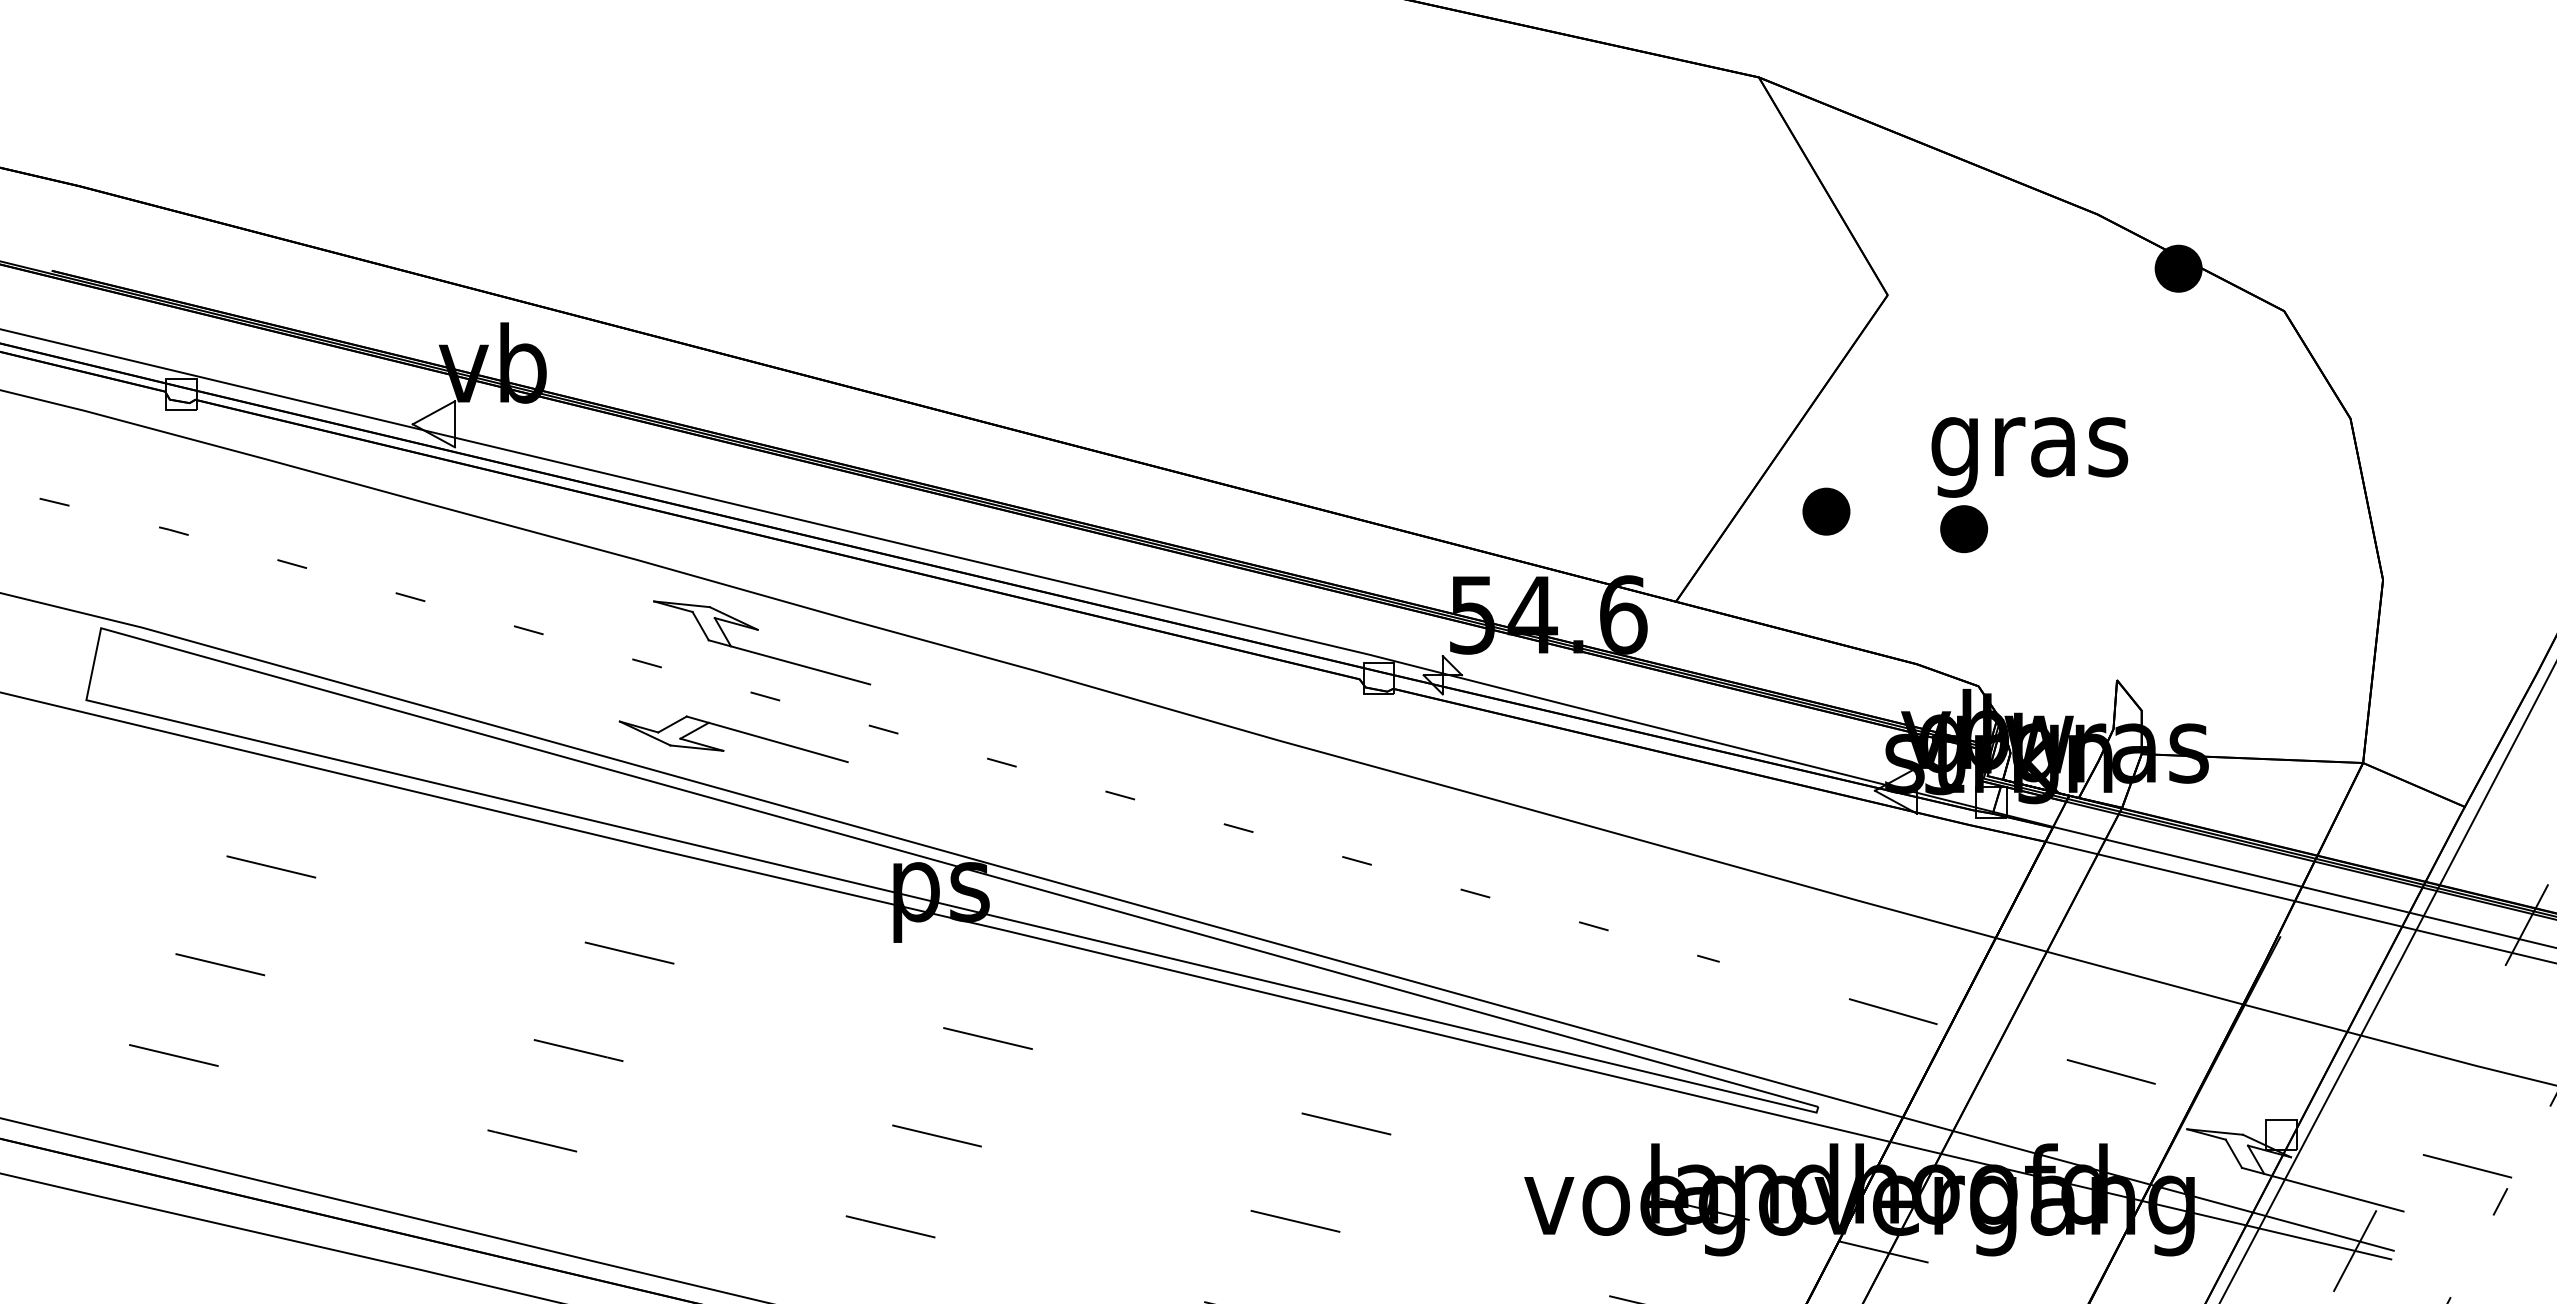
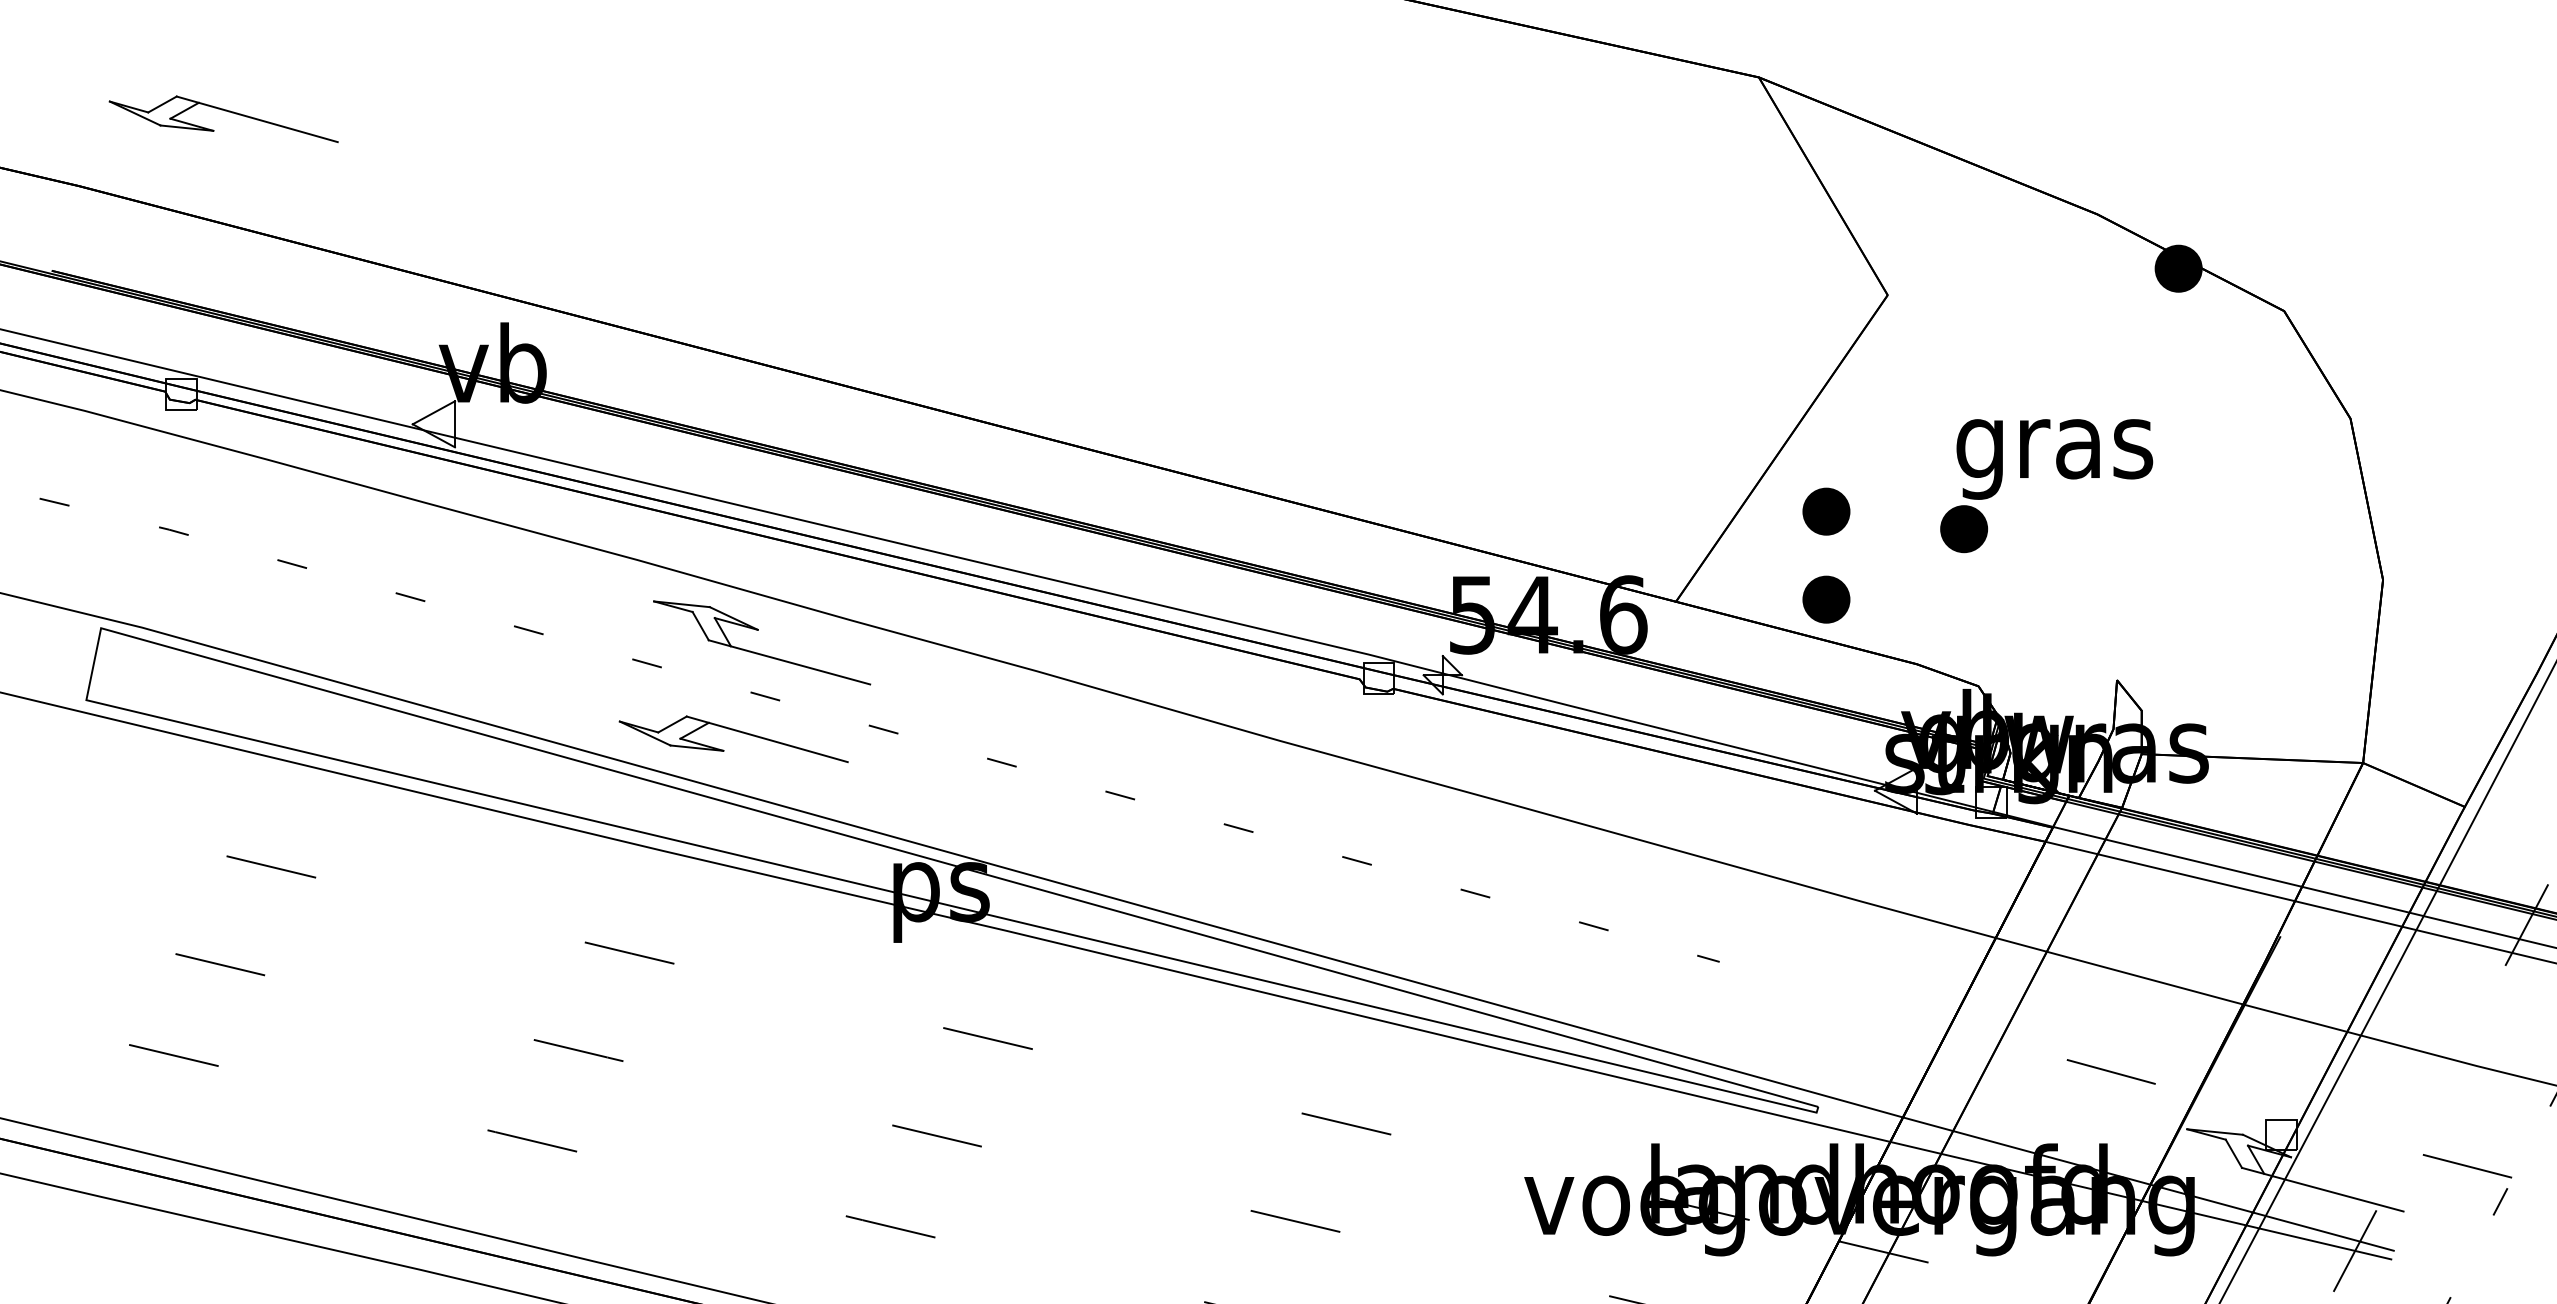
part: none -> present (225, 111)
text position: (2029, 457) -> (2054, 459) (2054, 459)
part: none -> present (1826, 599)
line: present -> none (1899, 1012)
